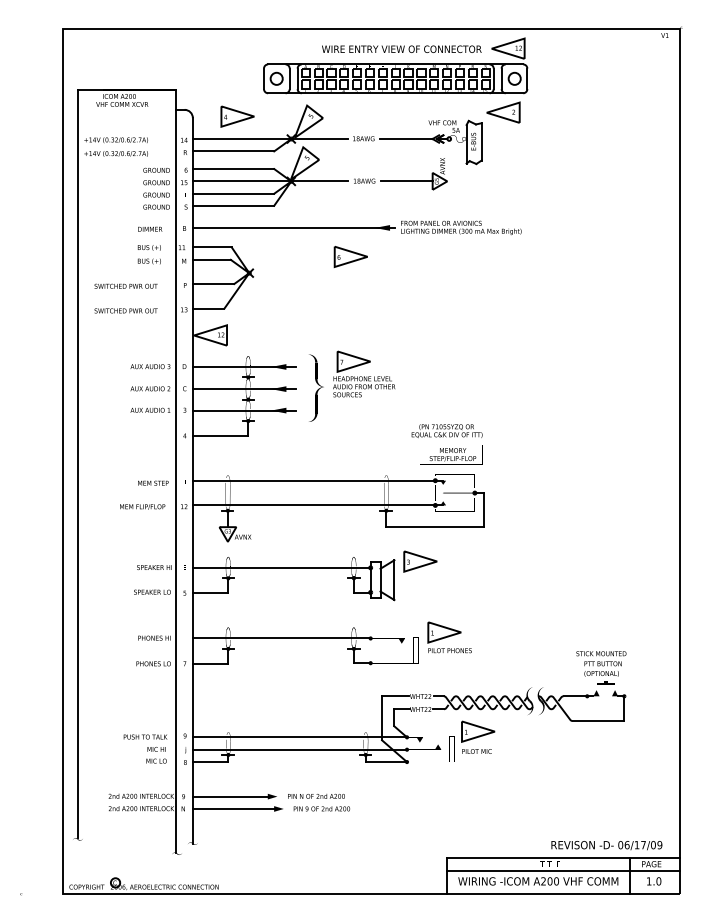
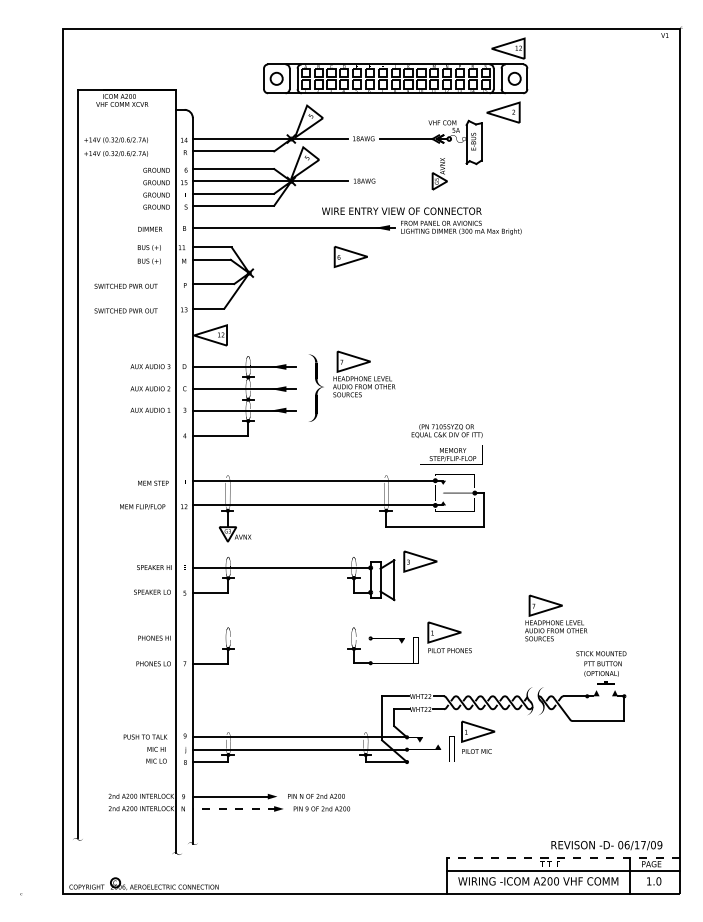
text position: (401, 48) -> (401, 210) (401, 210)
part: present -> none (237, 116)
line: present -> none (406, 181)
part: none -> present (556, 617)
line: present -> none (281, 638)
line: solid -> dashed (234, 808)
line: solid -> dashed (563, 857)
